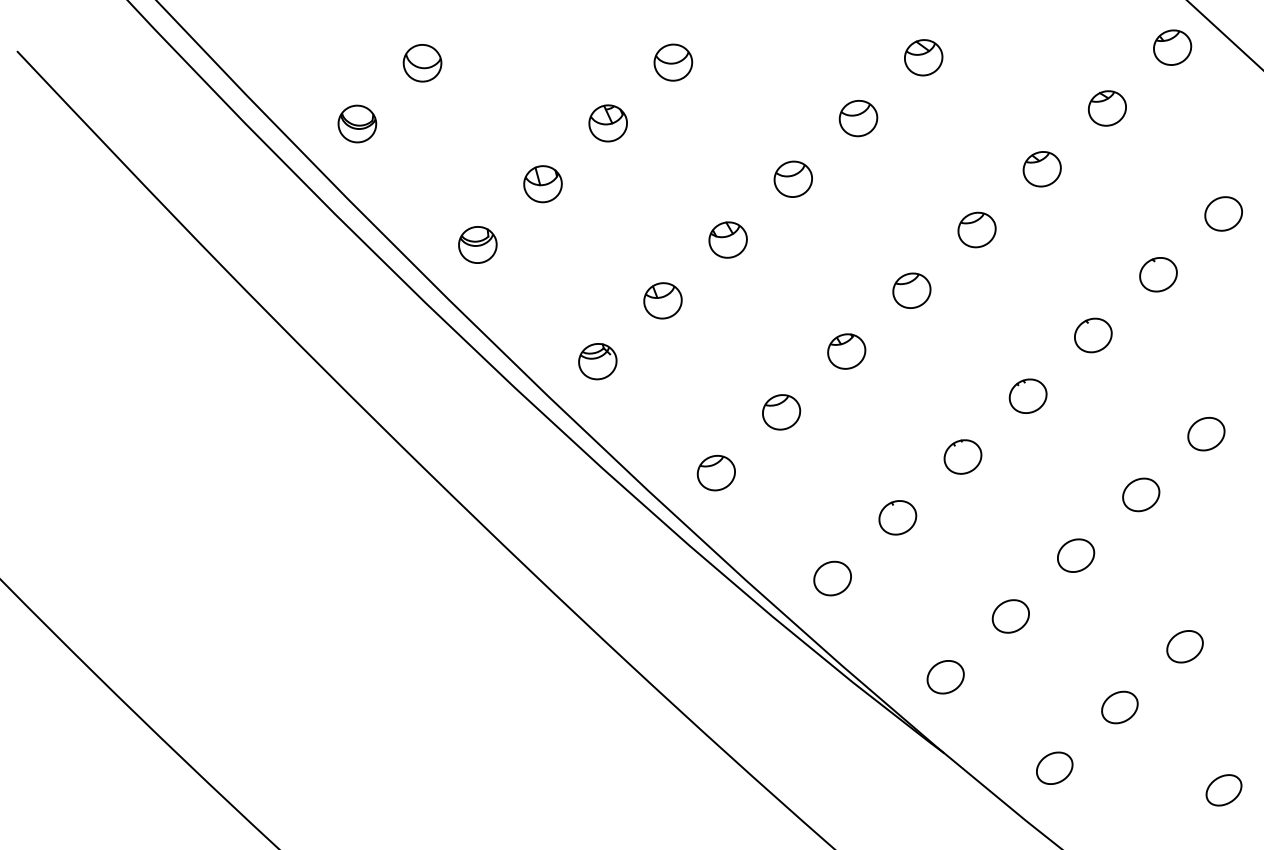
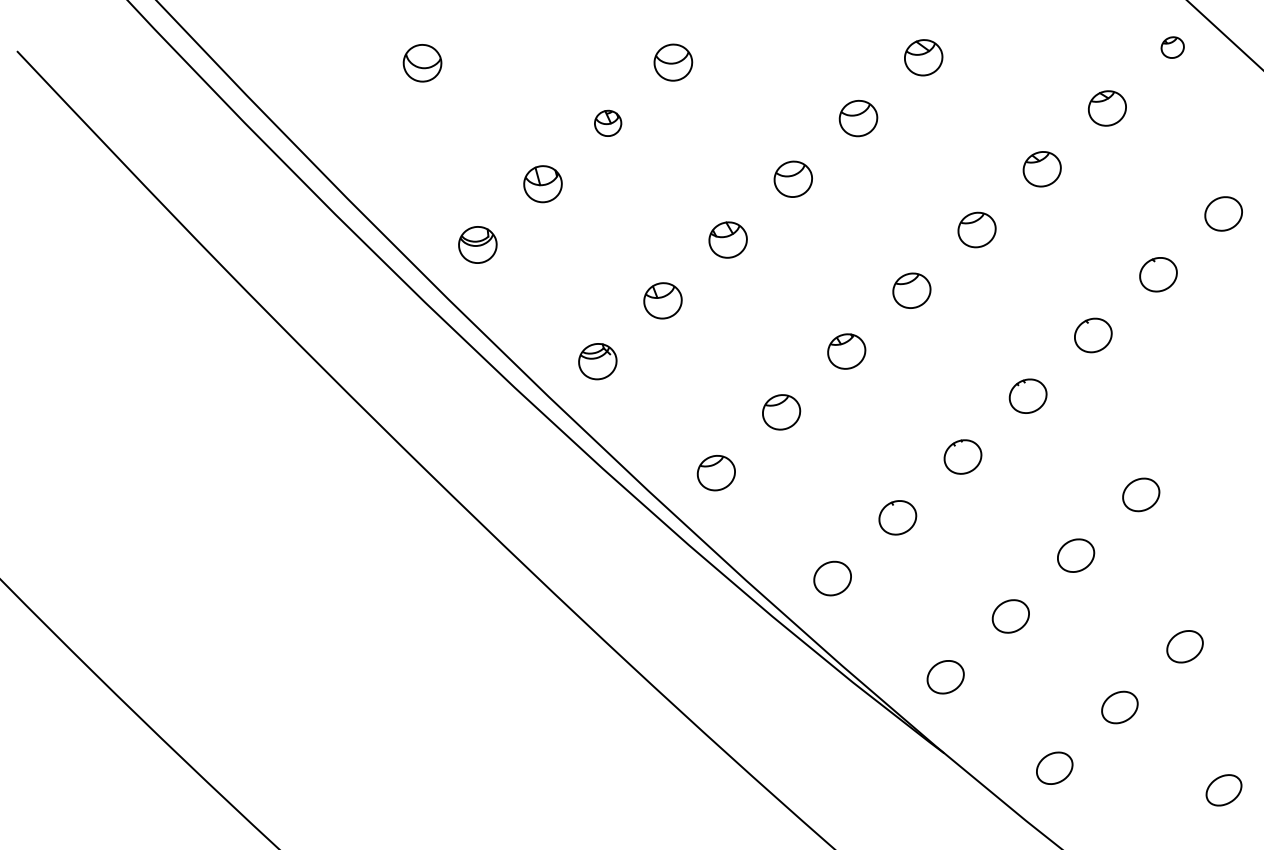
part size: 40x37 px -> 25x23 px (1172, 47)
part: present -> none (357, 123)
part size: 40x39 px -> 29x28 px (608, 122)
part: present -> none (1206, 434)
